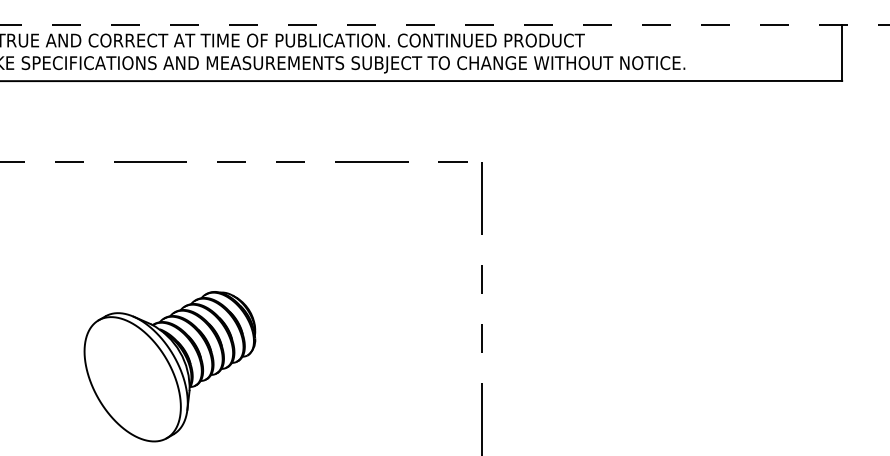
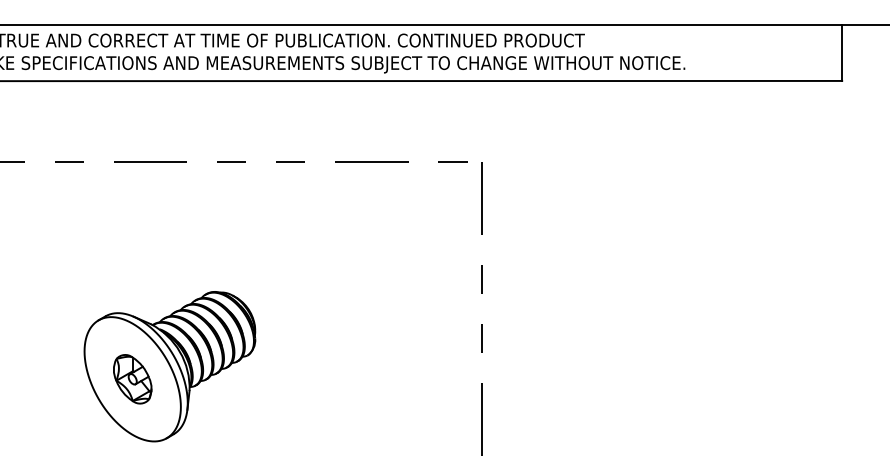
line: dashed -> solid (444, 24)
part: none -> present (132, 379)
